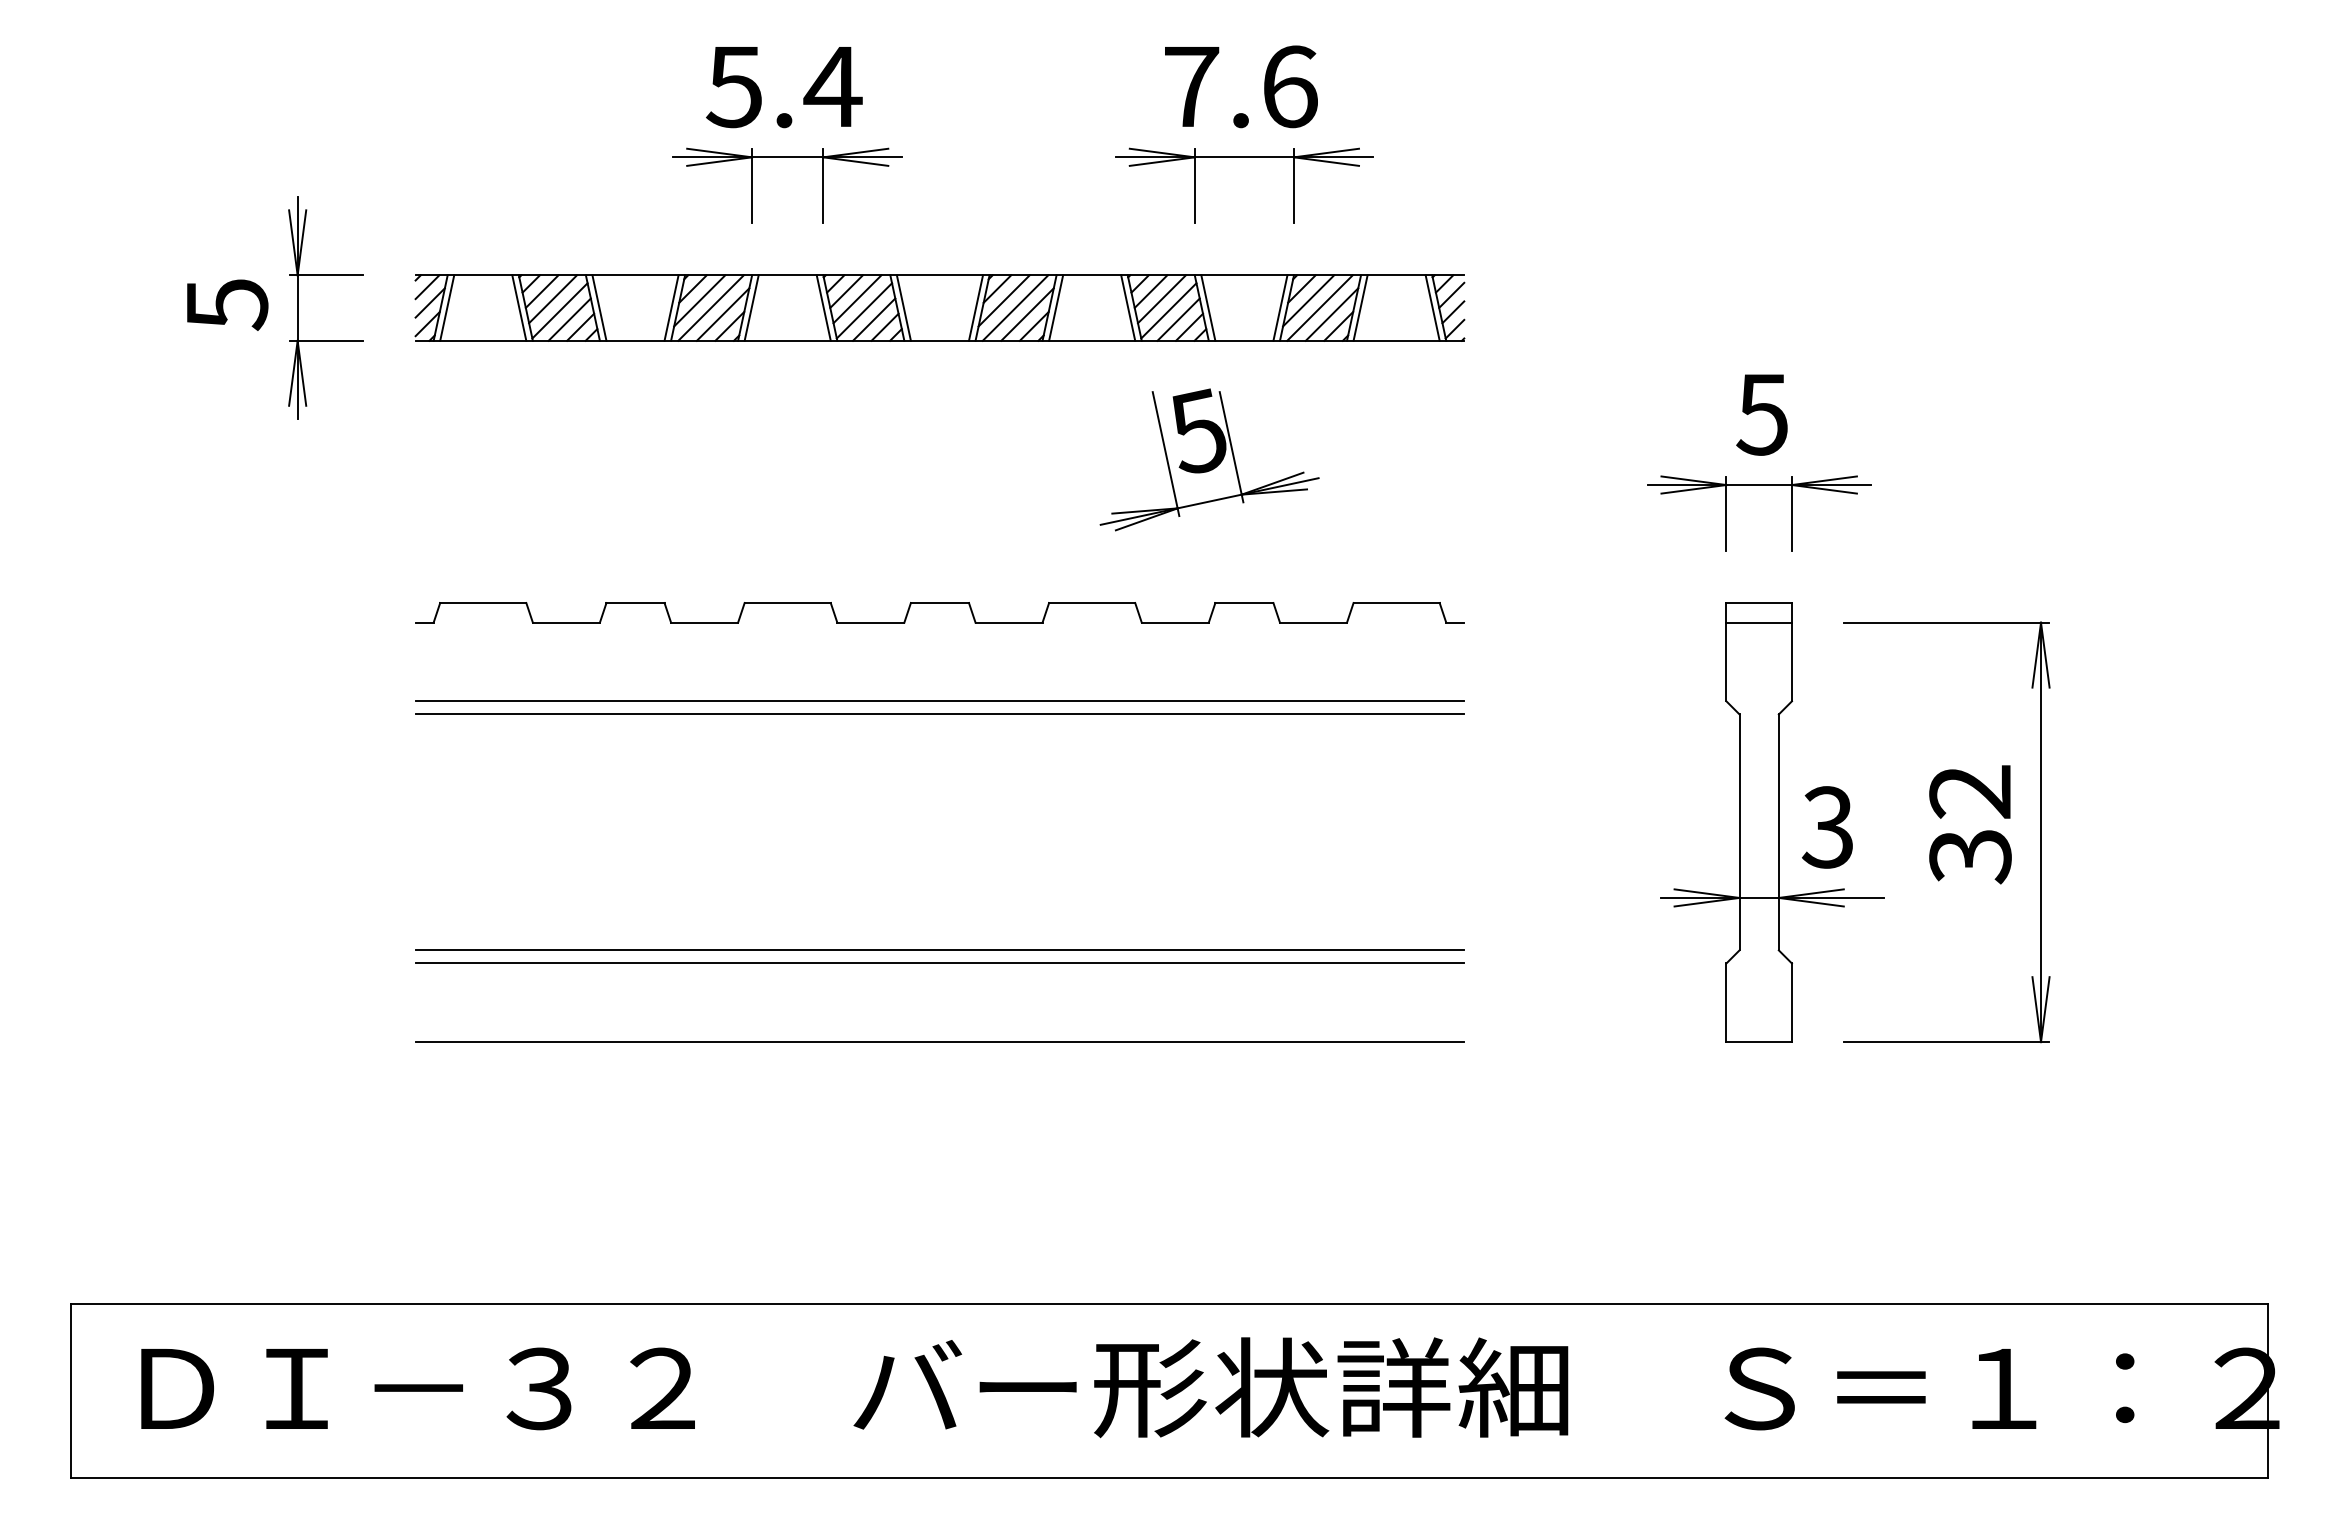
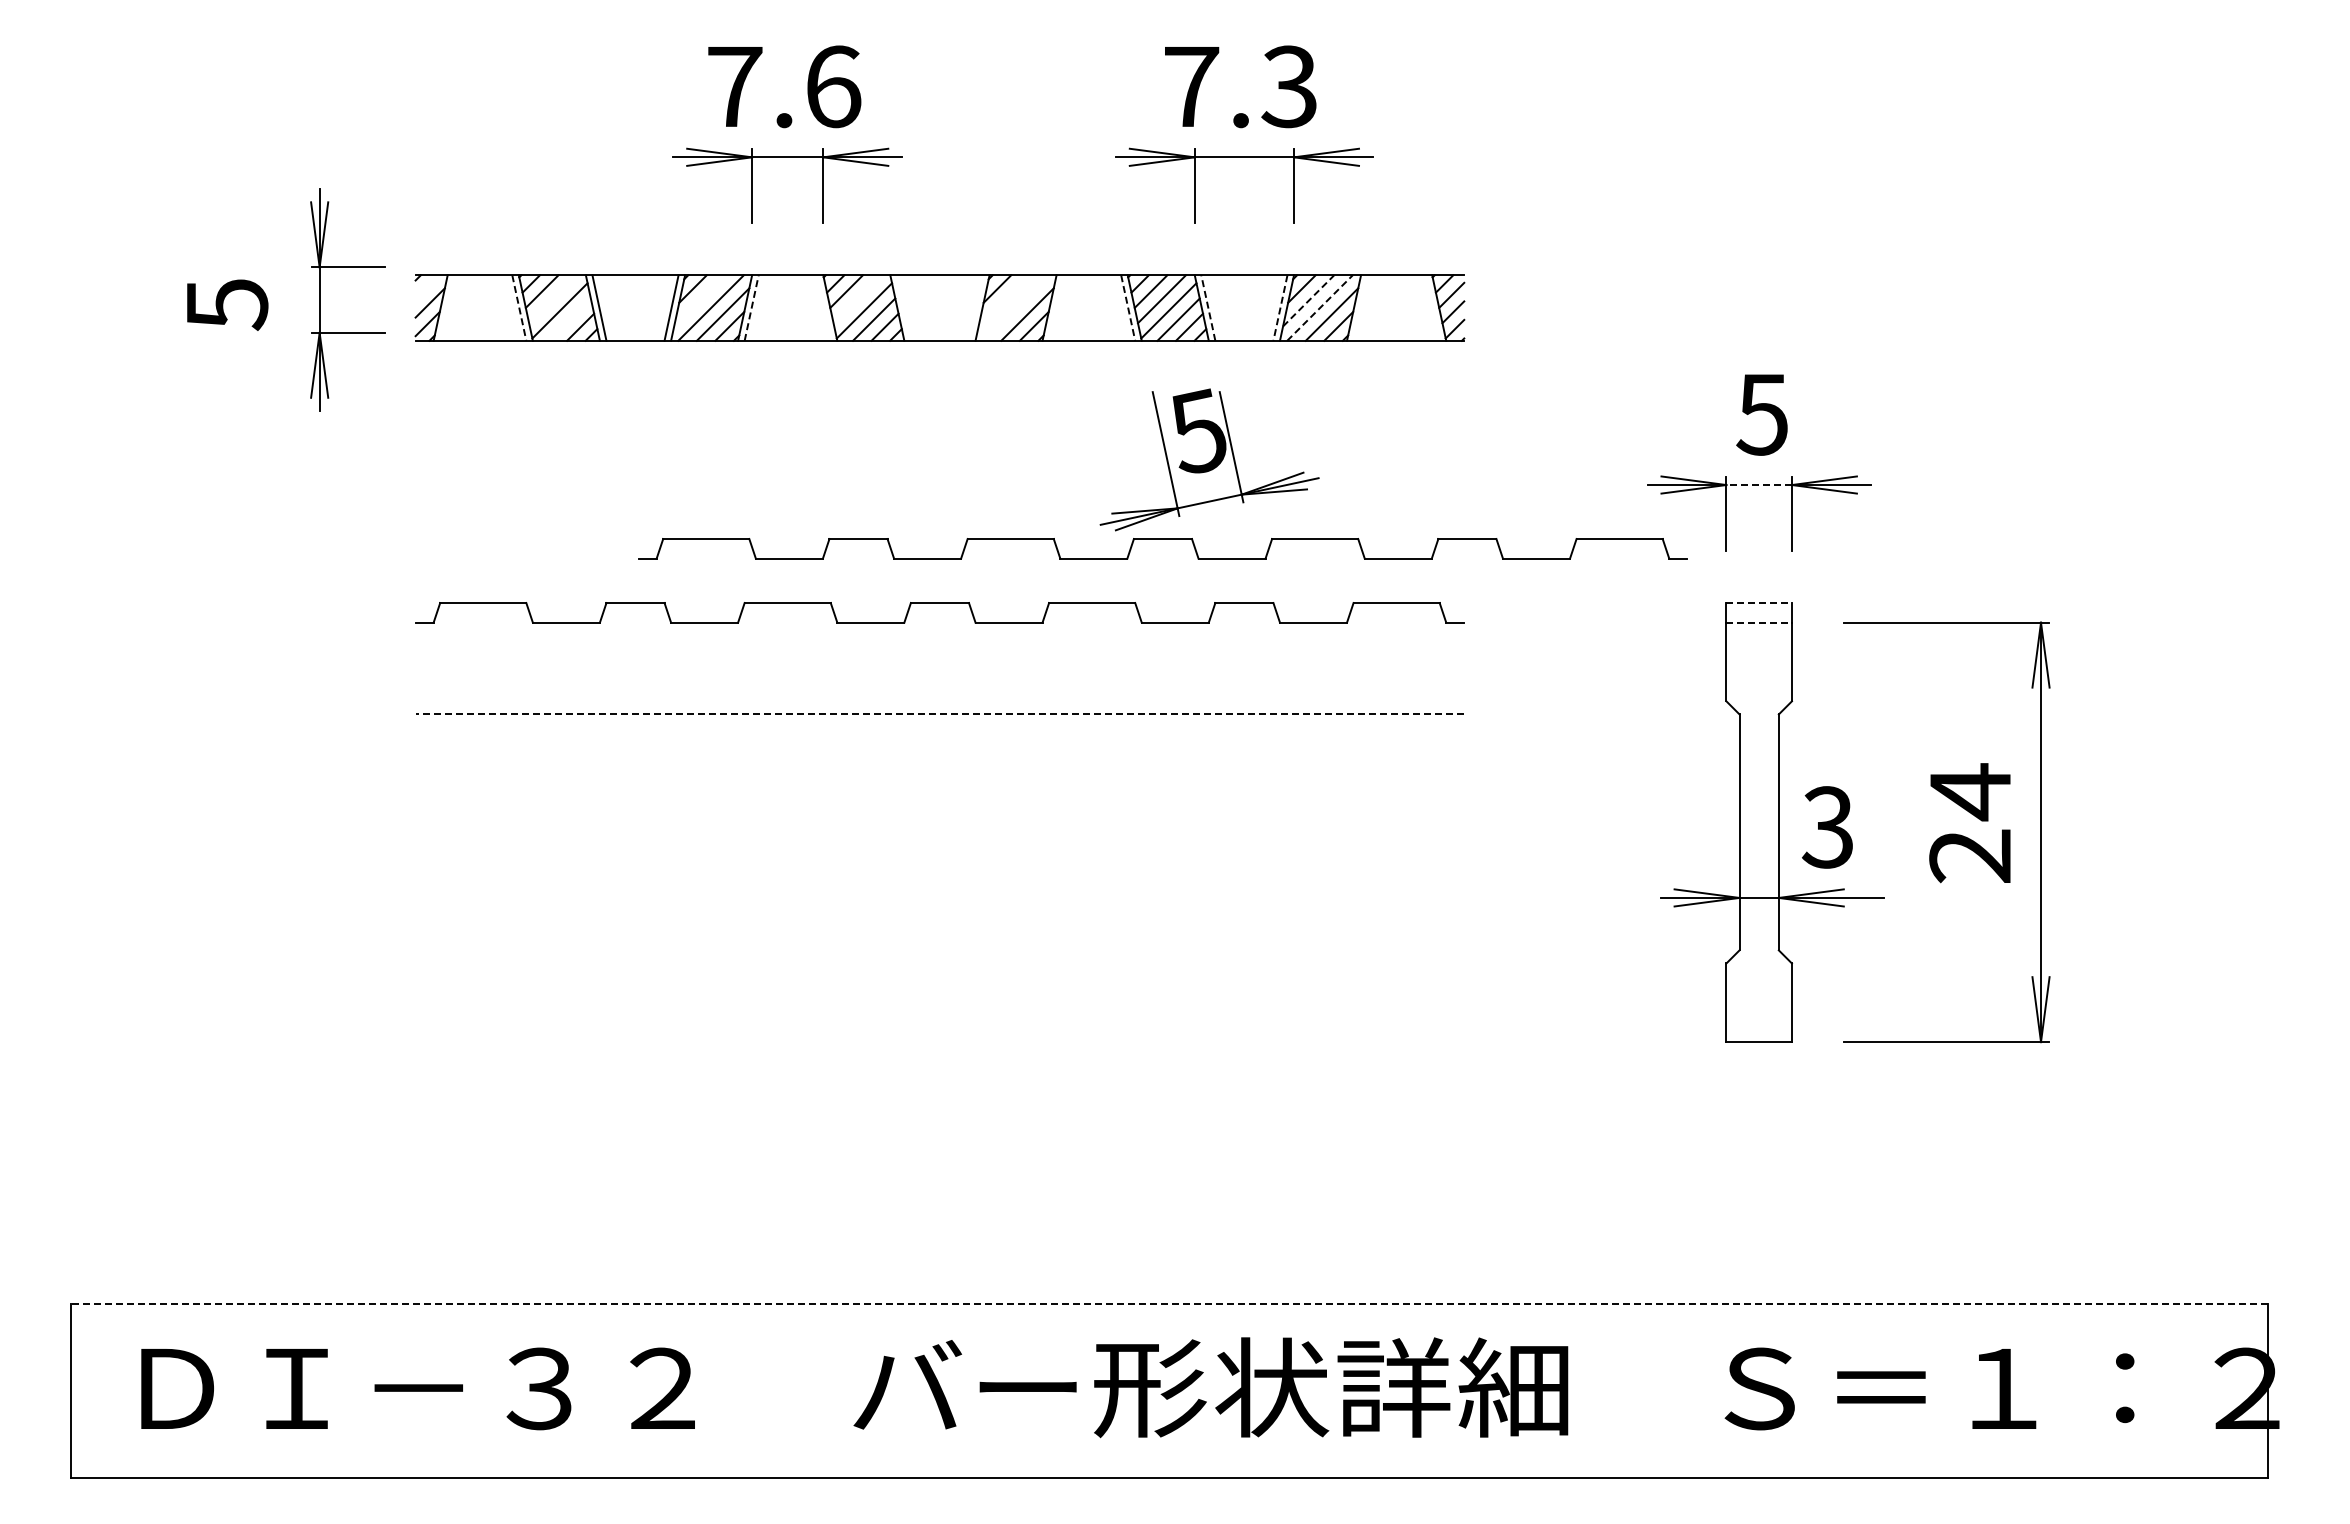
text: 5.4 -> 7.6 (784, 86)
text: 7.6 -> 7.3 (1289, 86)
line: present -> none (427, 287)
line: present -> none (553, 299)
line: present -> none (857, 299)
line: present -> none (699, 300)
line: present -> none (1003, 300)
line: solid -> dashed (1308, 300)
part position: (298, 307) -> (320, 299) (320, 299)
line: present -> none (447, 307)
line: present -> none (823, 307)
line: present -> none (903, 307)
line: present -> none (975, 307)
line: present -> none (1015, 307)
line: present -> none (1056, 307)
line: solid -> dashed (1320, 307)
line: present -> none (1360, 307)
line: present -> none (1432, 307)
line: solid -> dashed (519, 308)
line: solid -> dashed (751, 308)
line: solid -> dashed (1128, 308)
line: solid -> dashed (1208, 308)
line: solid -> dashed (1280, 308)
line: present -> none (569, 319)
line: solid -> dashed (1759, 485)
part: none -> present (1162, 539)
line: solid -> dashed (1759, 603)
line: solid -> dashed (1759, 622)
line: present -> none (939, 701)
line: solid -> dashed (939, 714)
text: 32 -> 24 (1970, 823)
line: present -> none (939, 950)
line: present -> none (939, 963)
line: present -> none (939, 1041)
line: solid -> dashed (1169, 1304)
